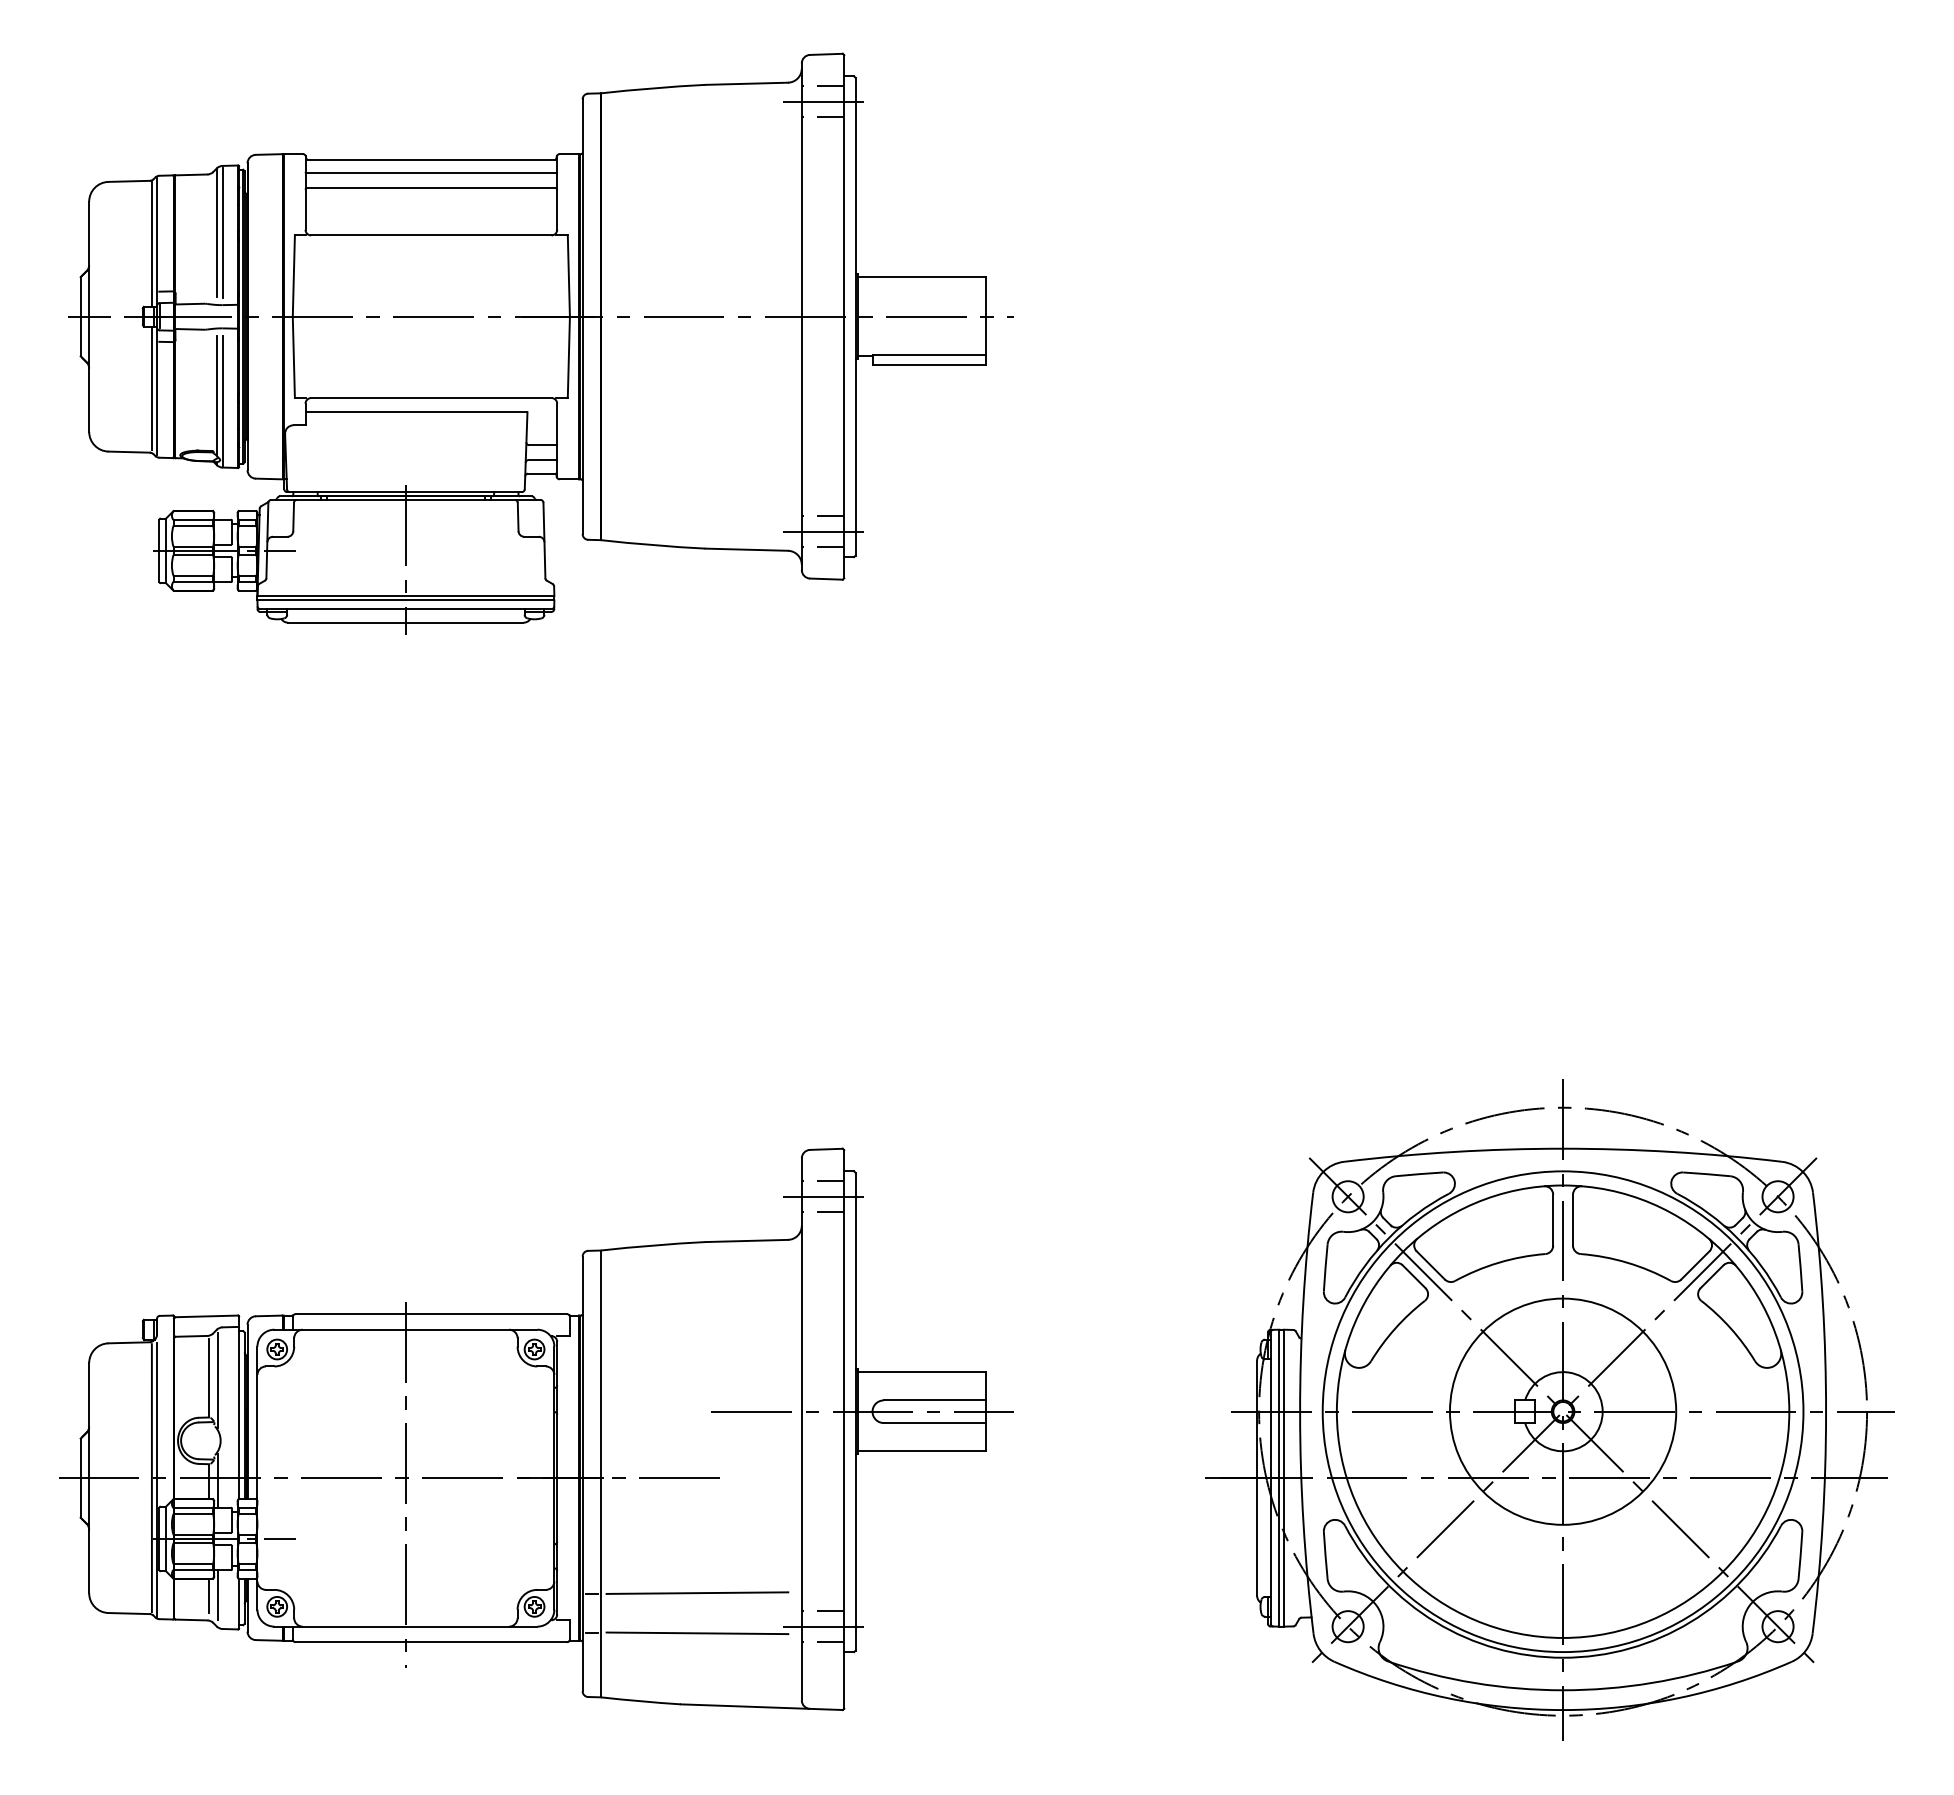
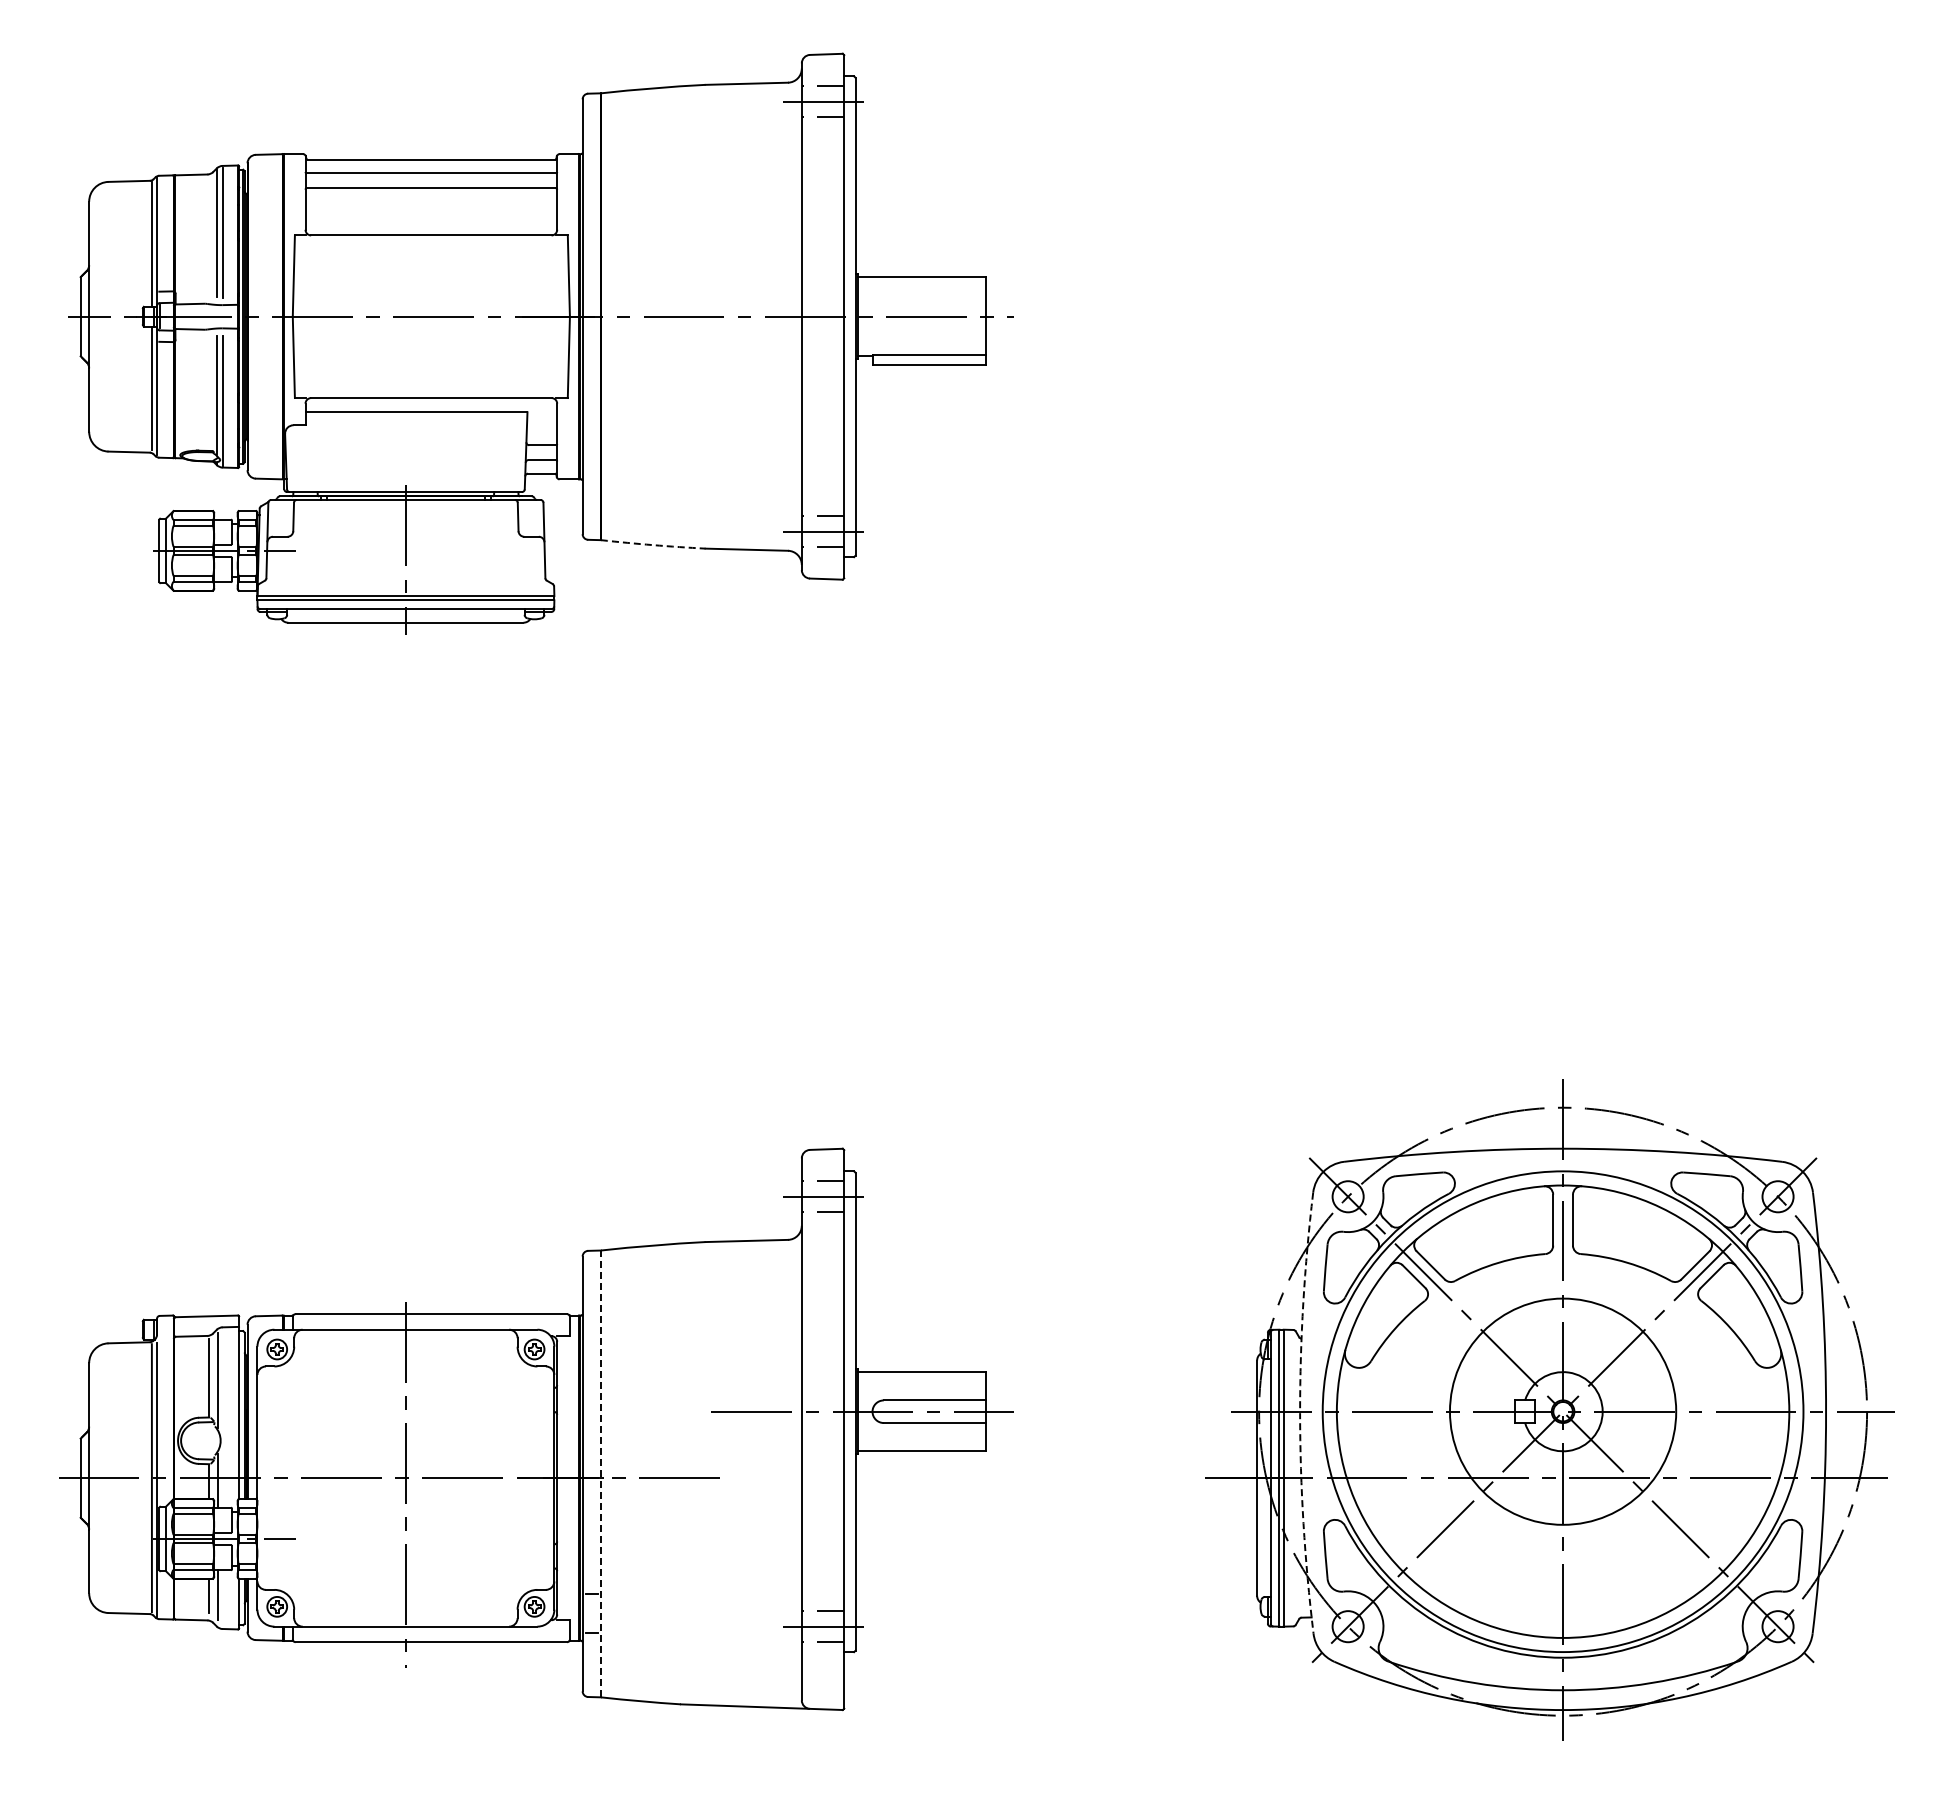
arc: solid -> dashed (653, 545)
arc: solid -> dashed (1300, 1413)
line: solid -> dashed (601, 1473)
line: present -> none (697, 1592)
line: present -> none (697, 1633)
